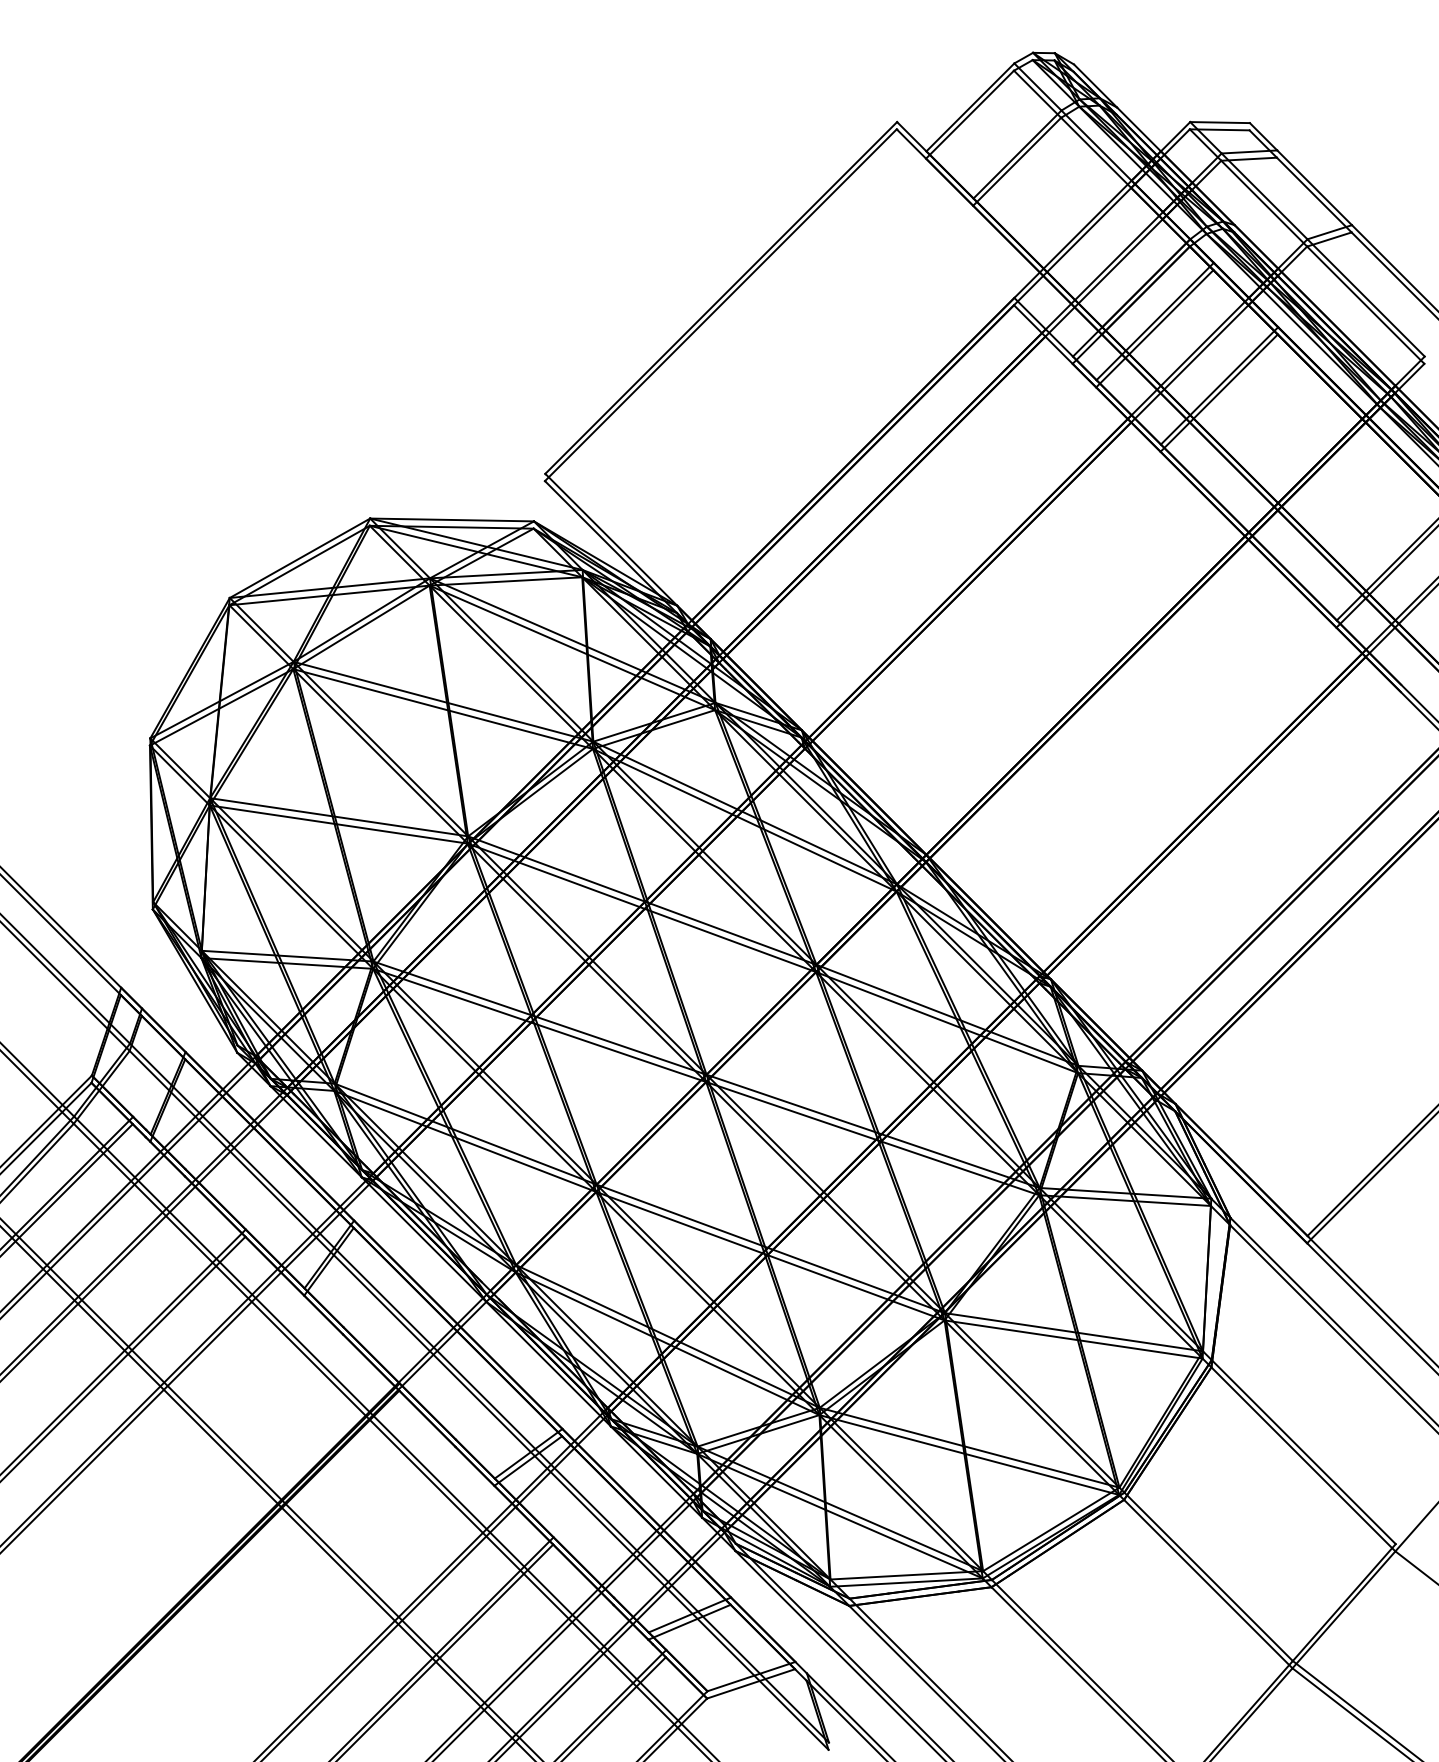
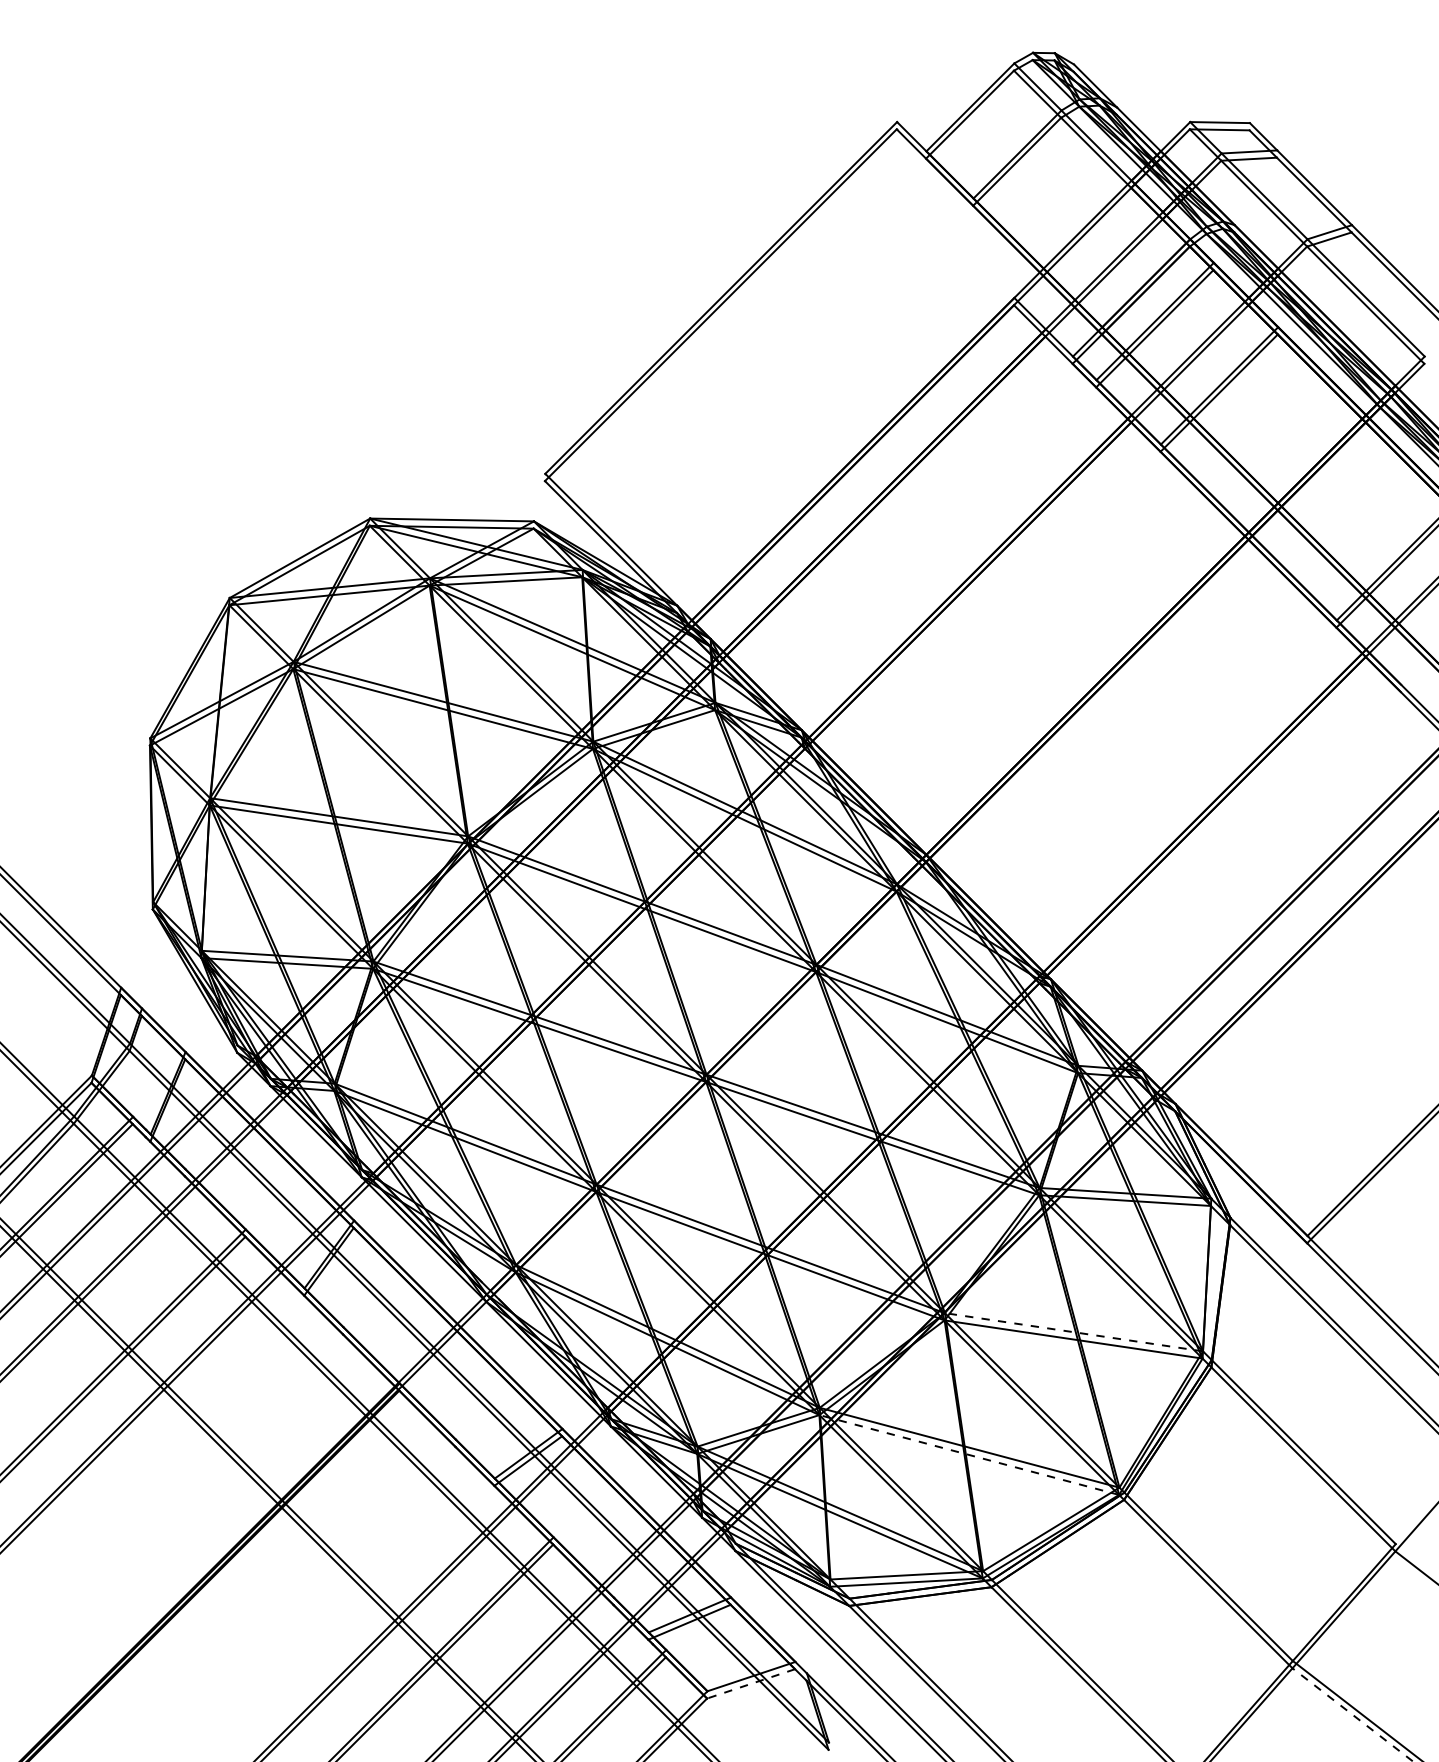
line: solid -> dashed (1073, 1332)
line: solid -> dashed (968, 1454)
line: solid -> dashed (750, 1684)
line: solid -> dashed (1352, 1714)
